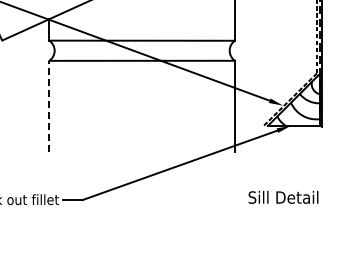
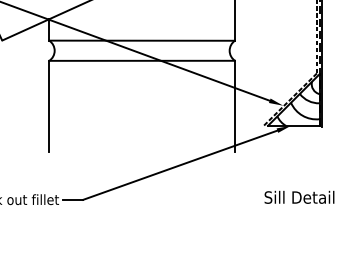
line: dashed -> solid (49, 106)
text position: (283, 196) -> (299, 196) (299, 196)
